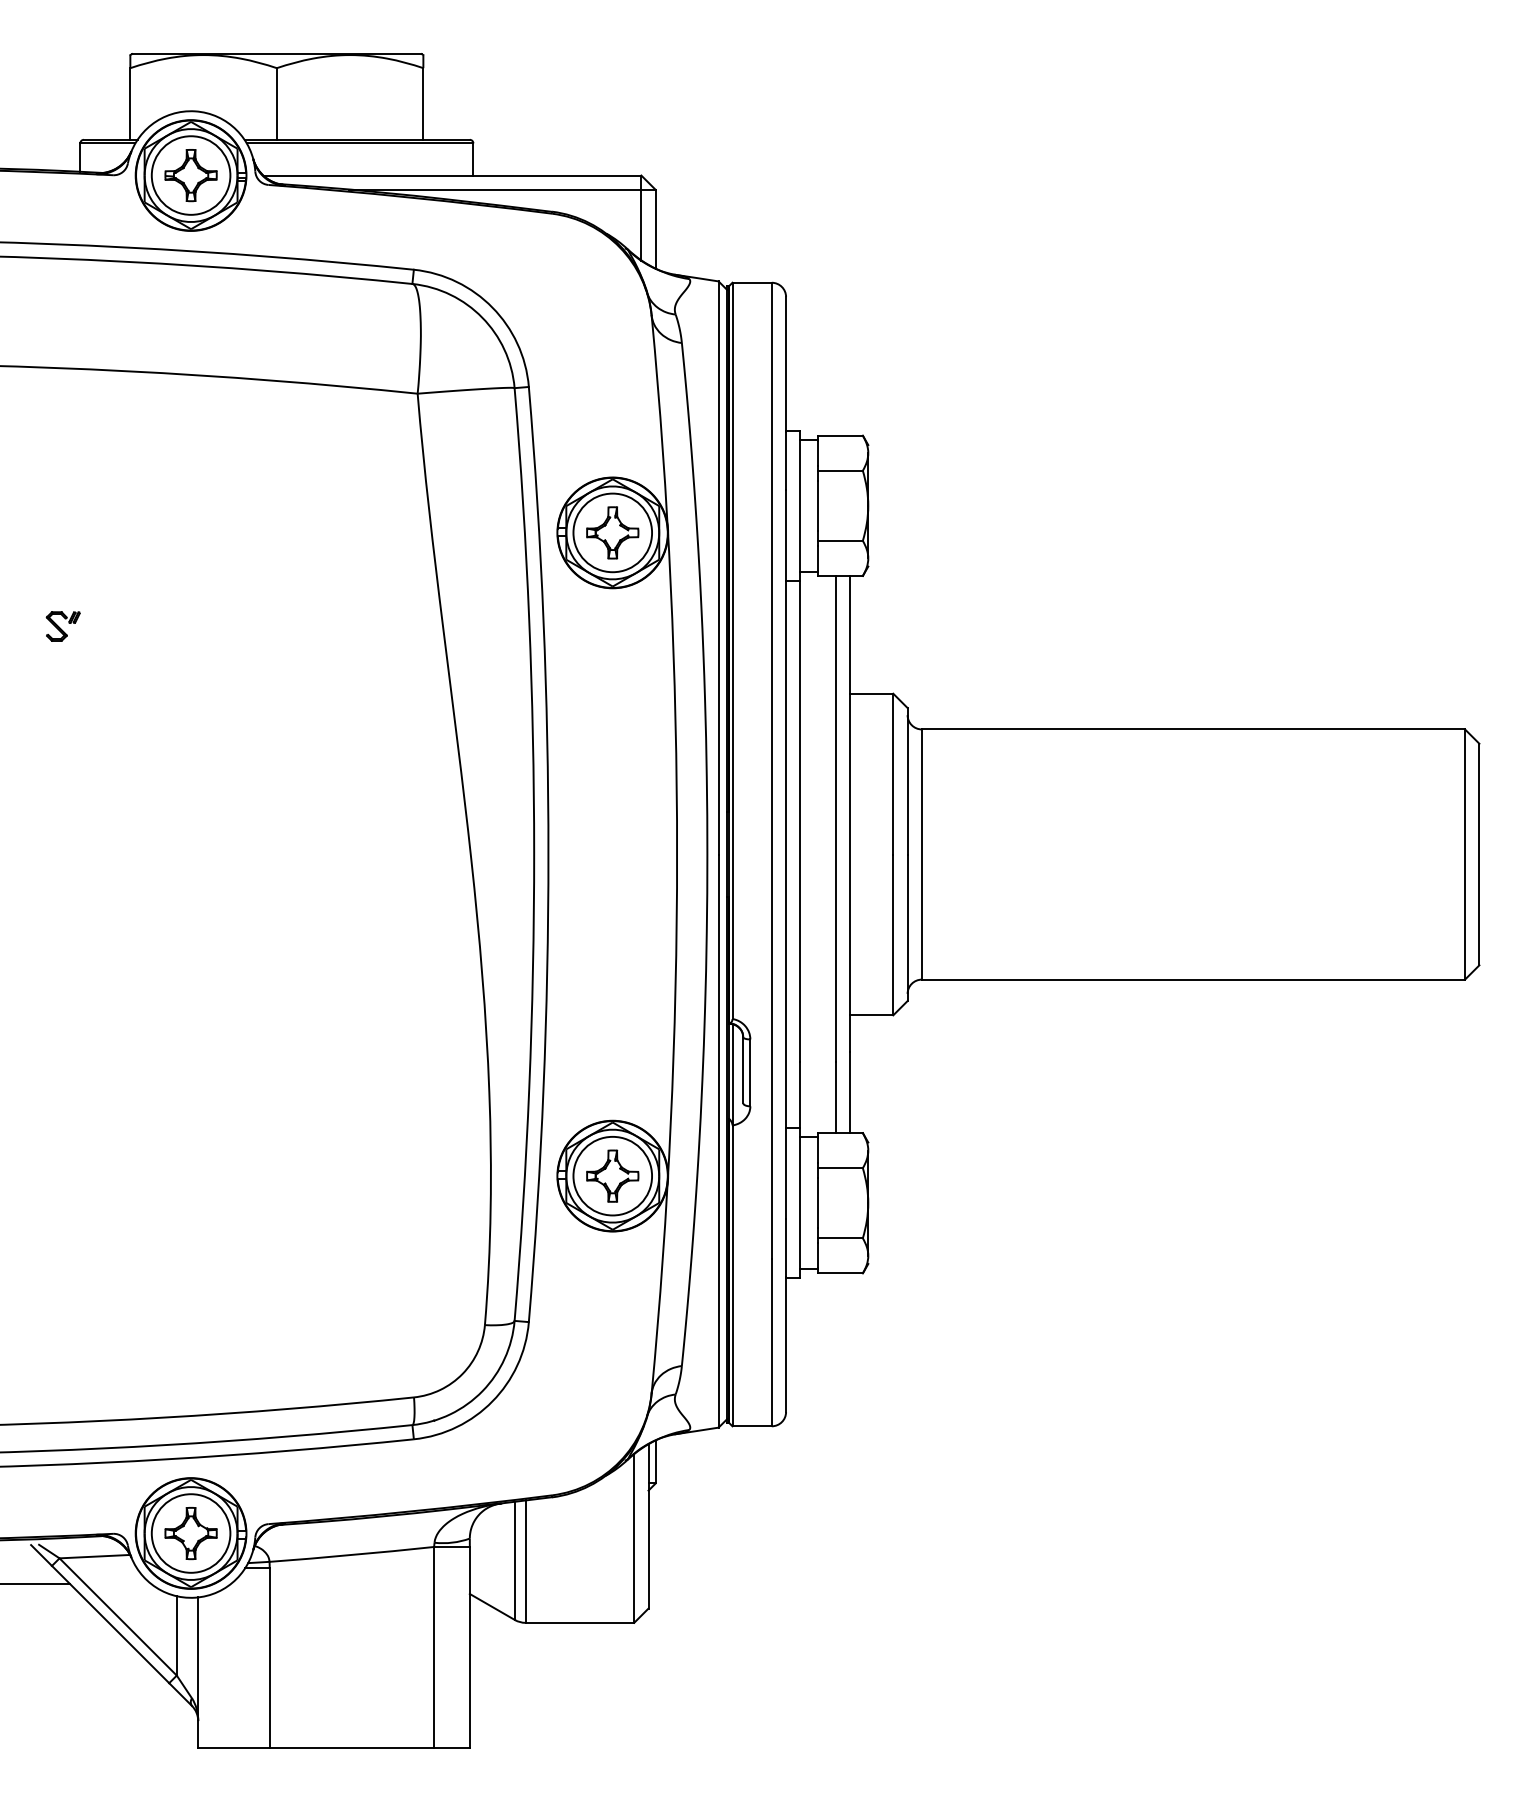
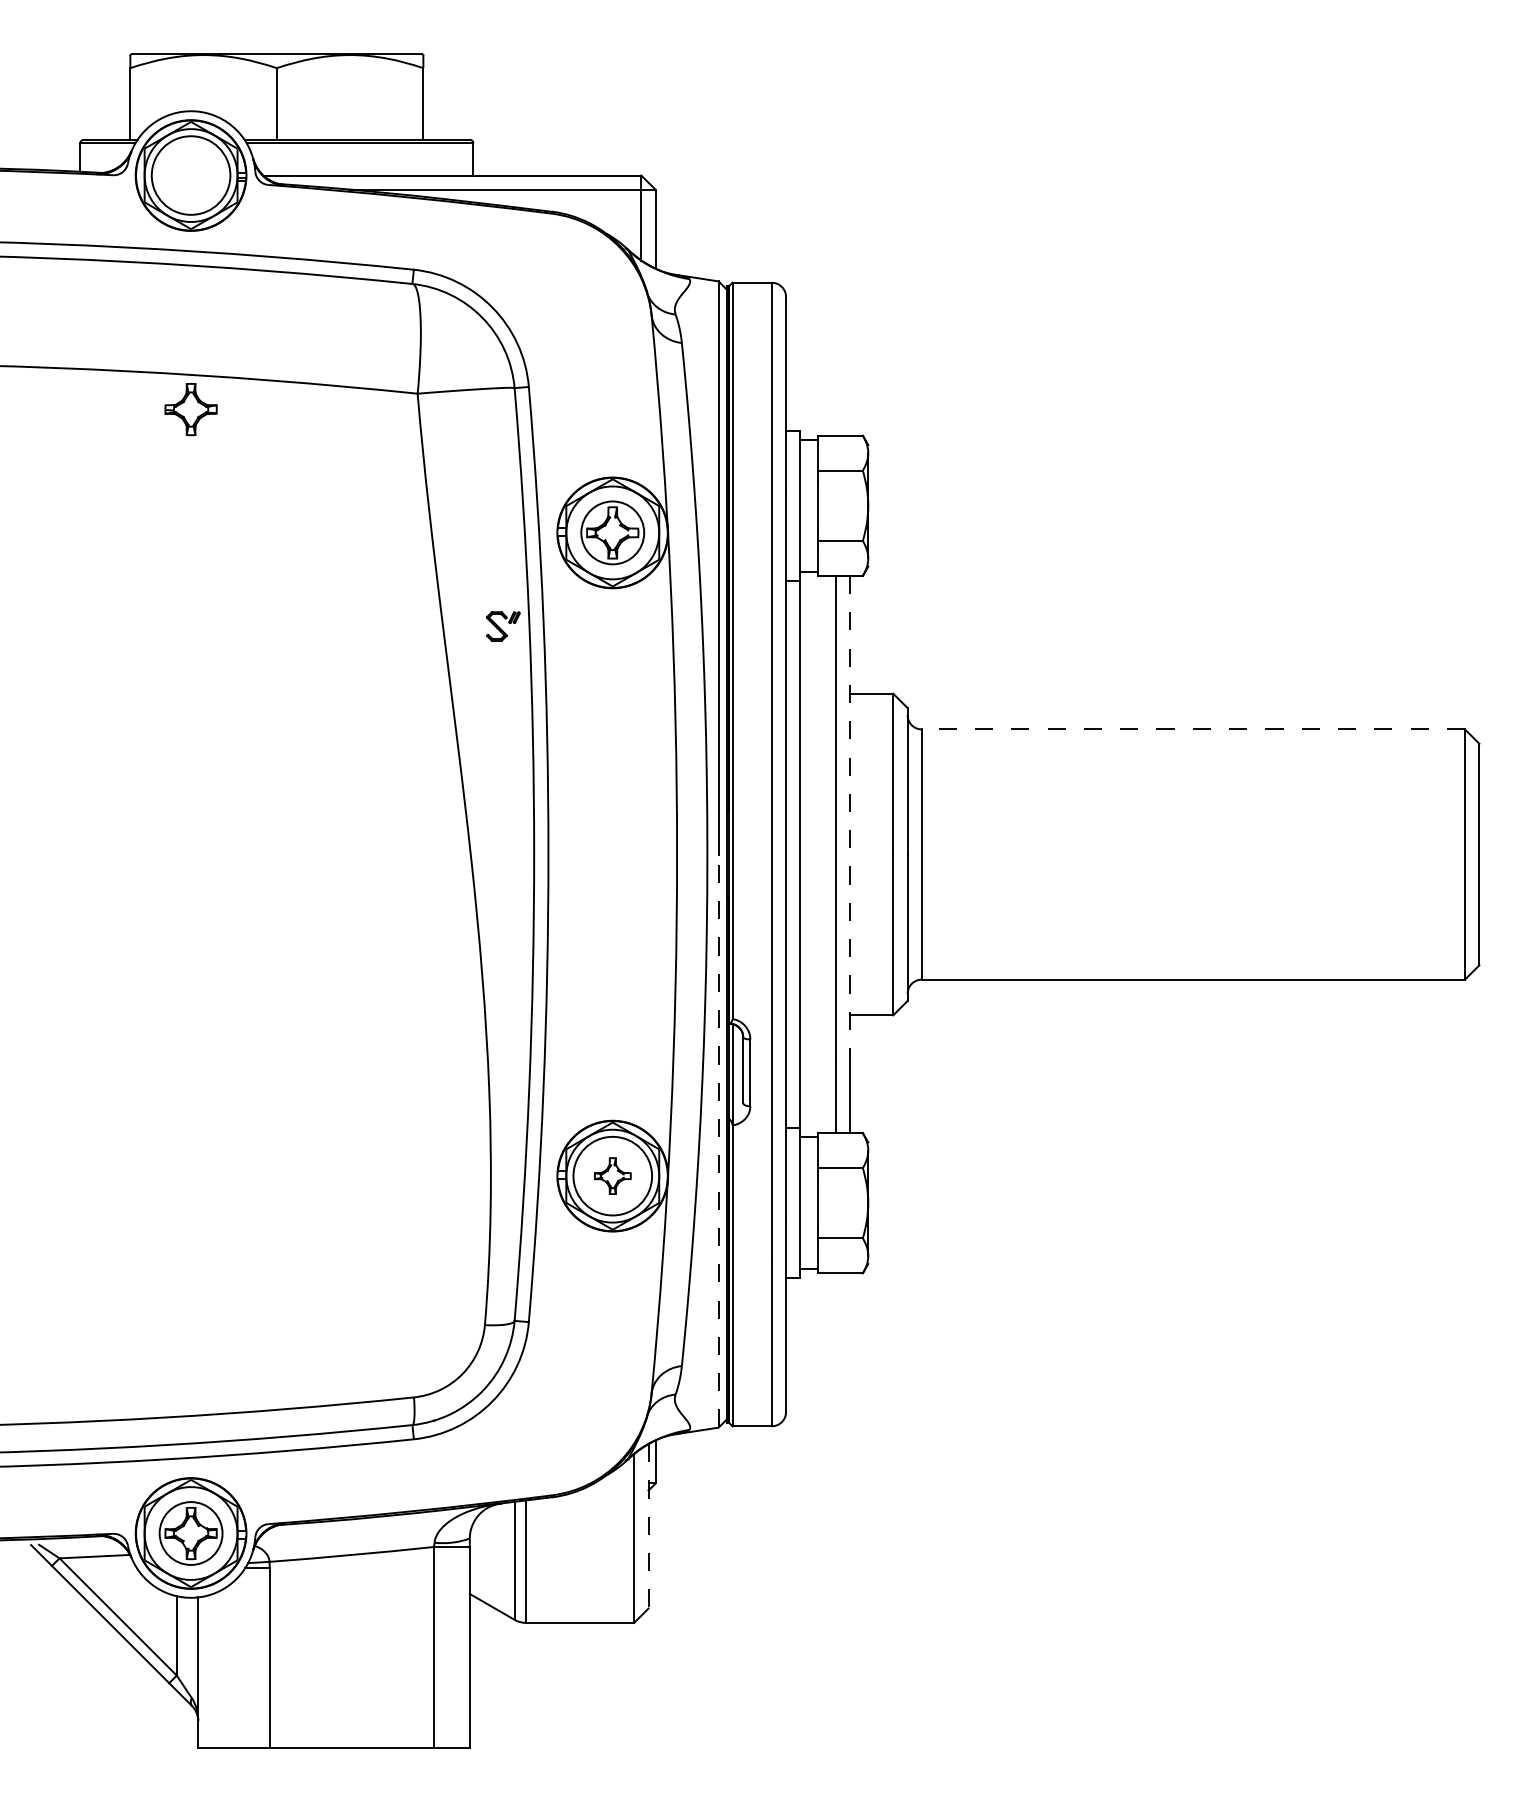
part position: (190, 175) -> (190, 409) (190, 409)
circle diameter: 79 px -> 63 px (612, 532)
part position: (62, 626) -> (502, 626) (502, 626)
line: solid -> dashed (1193, 729)
line: solid -> dashed (850, 813)
line: solid -> dashed (718, 1141)
part size: 54x54 px -> 38x38 px (612, 1175)
line: solid -> dashed (648, 1526)
circle diameter: 79 px -> 63 px (190, 1533)
line: present -> none (35, 1583)
